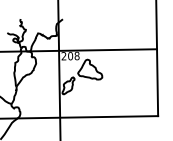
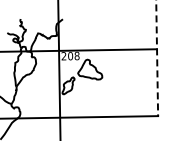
line: solid -> dashed (157, 58)
